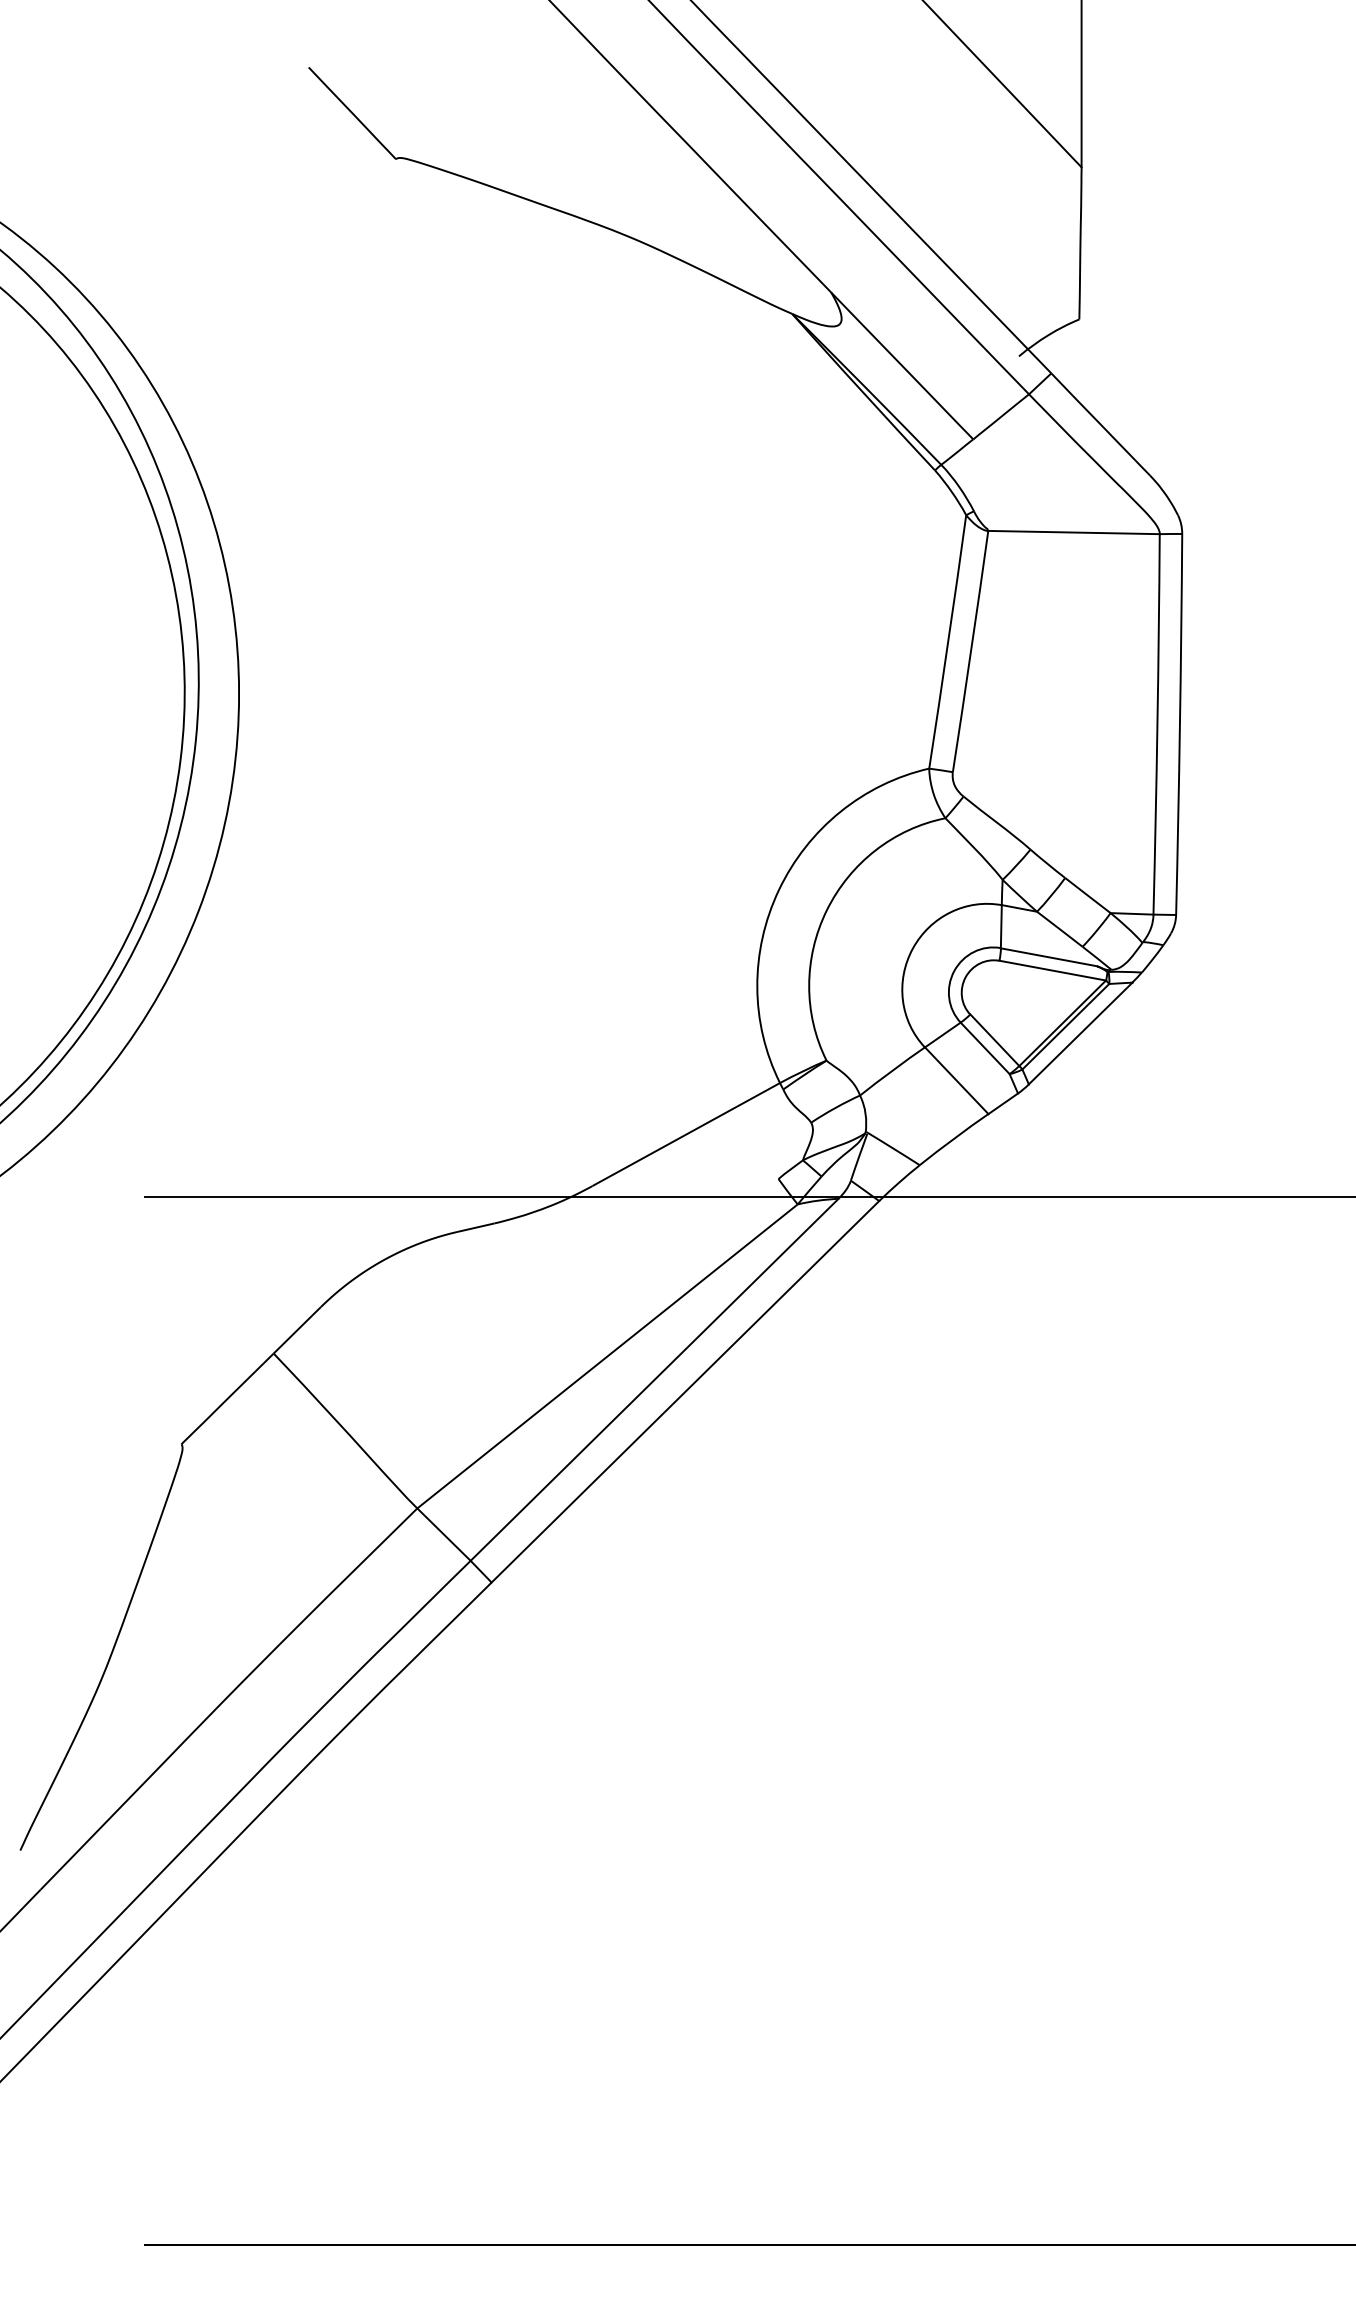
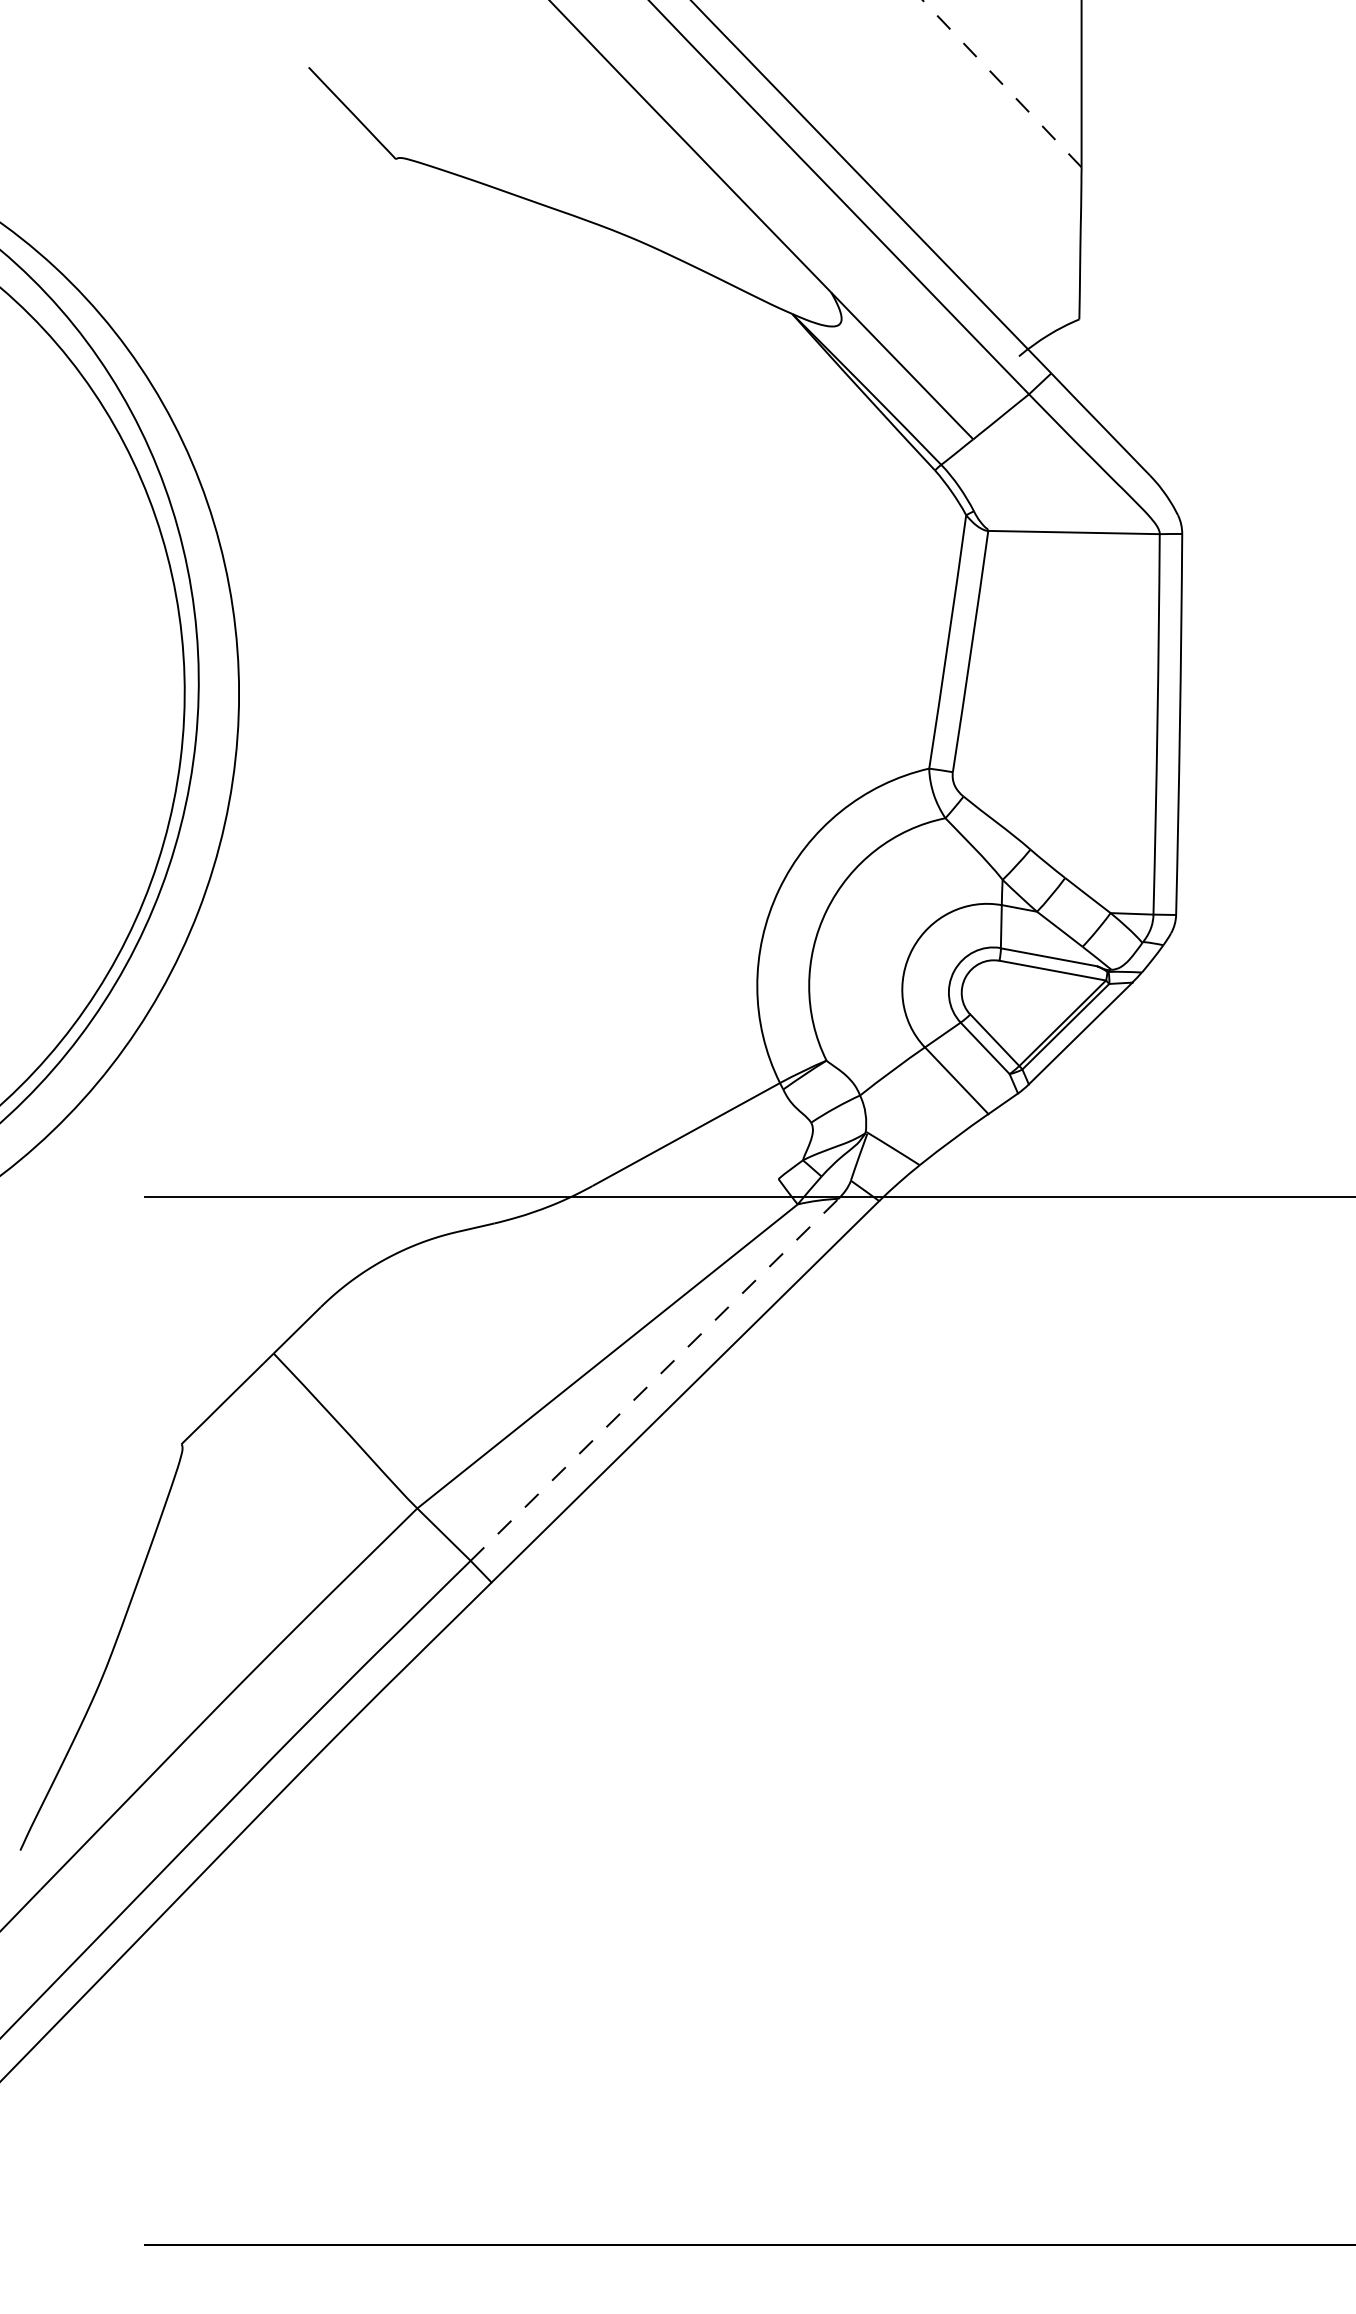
line: solid -> dashed (1001, 83)
line: solid -> dashed (654, 1379)
